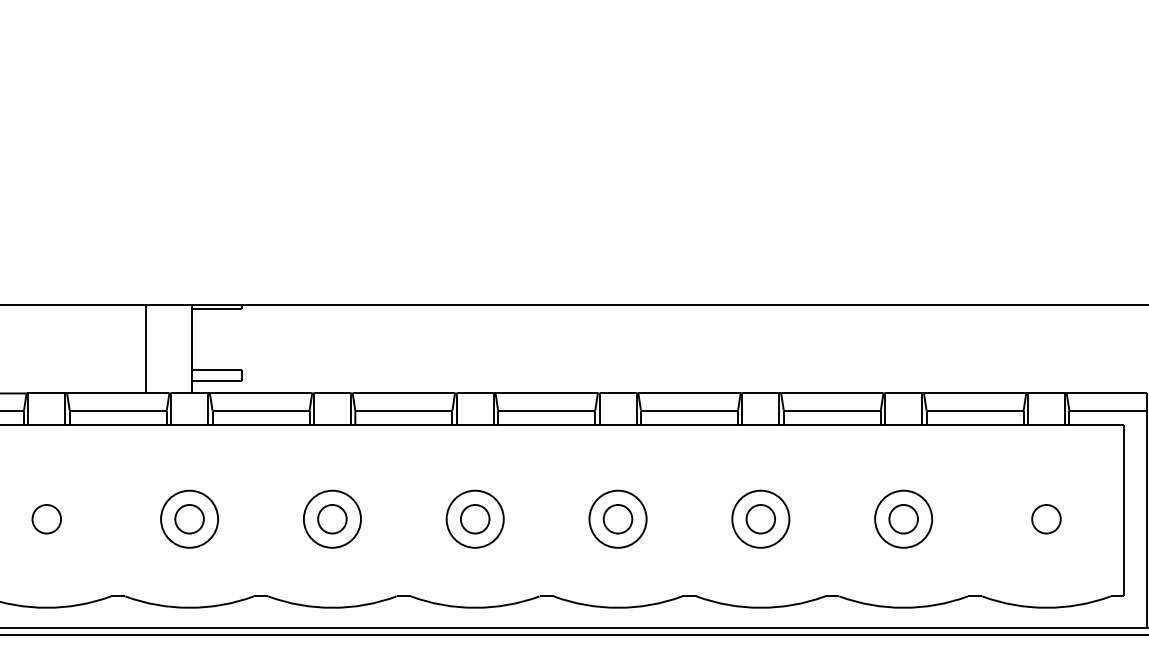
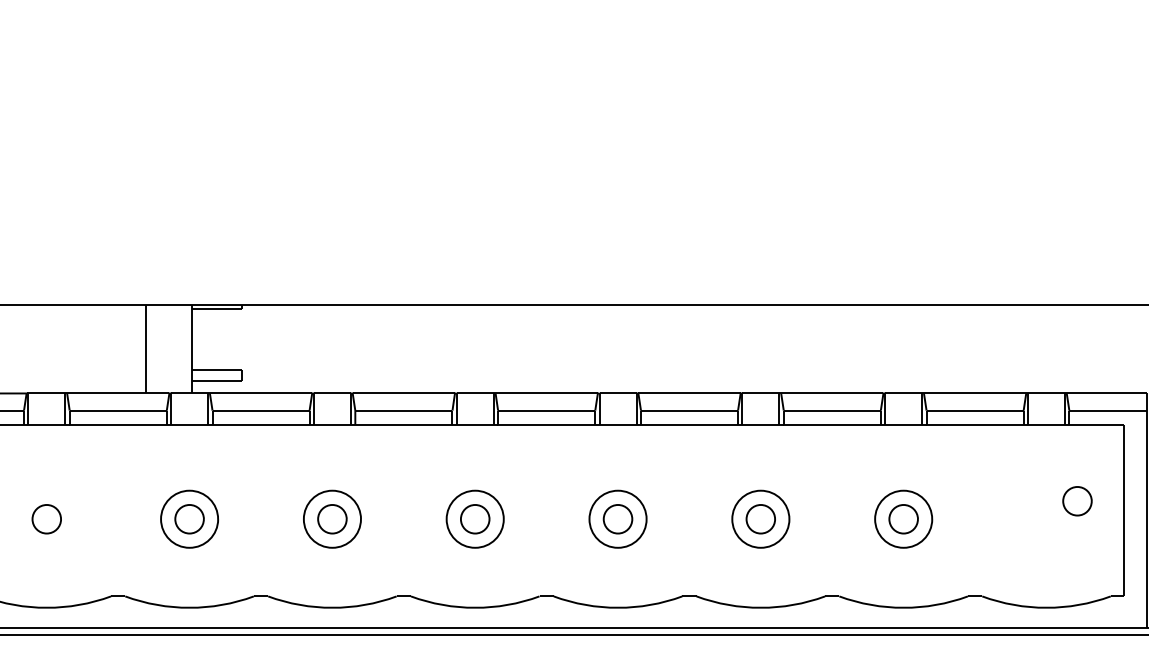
curve position: (1056, 527) -> (1087, 509) (1087, 509)
